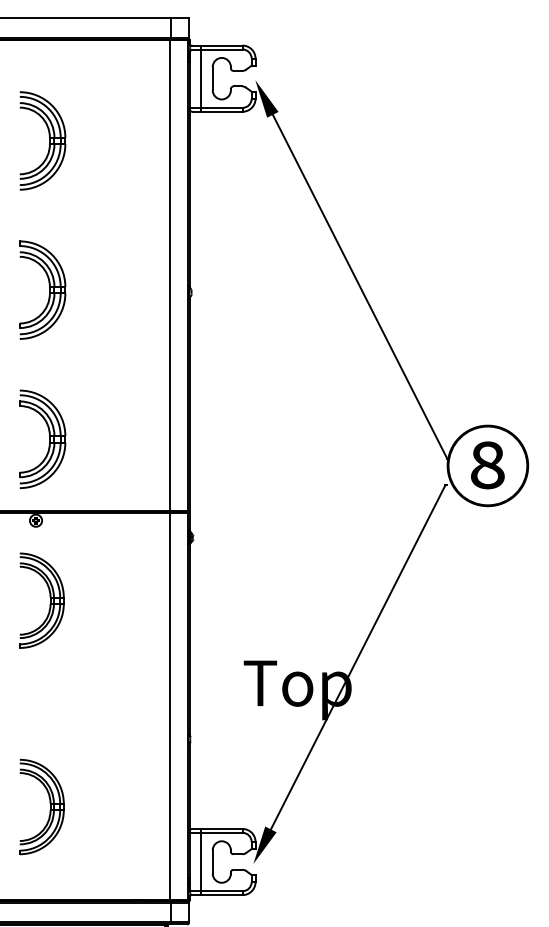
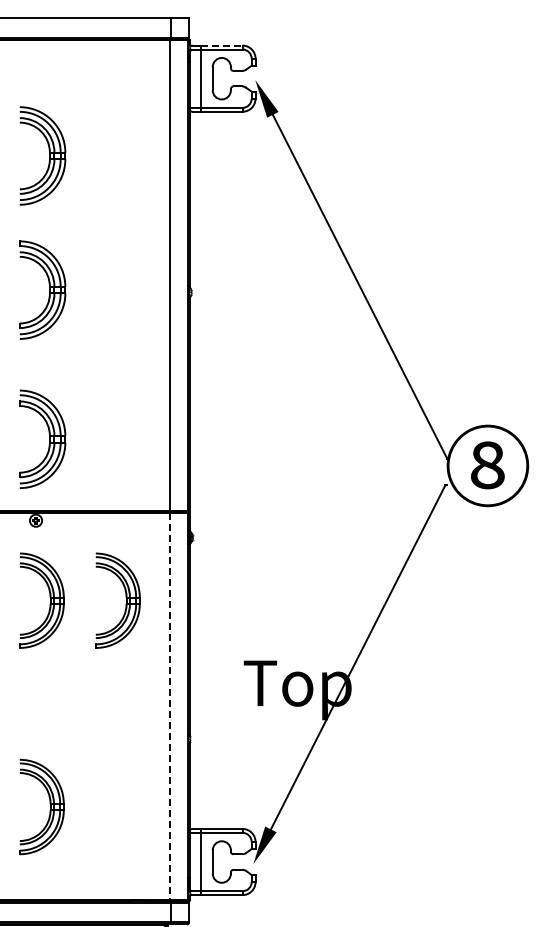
line: solid -> dashed (221, 45)
part position: (49, 140) -> (49, 155) (49, 155)
part: none -> present (125, 597)
line: solid -> dashed (169, 706)
